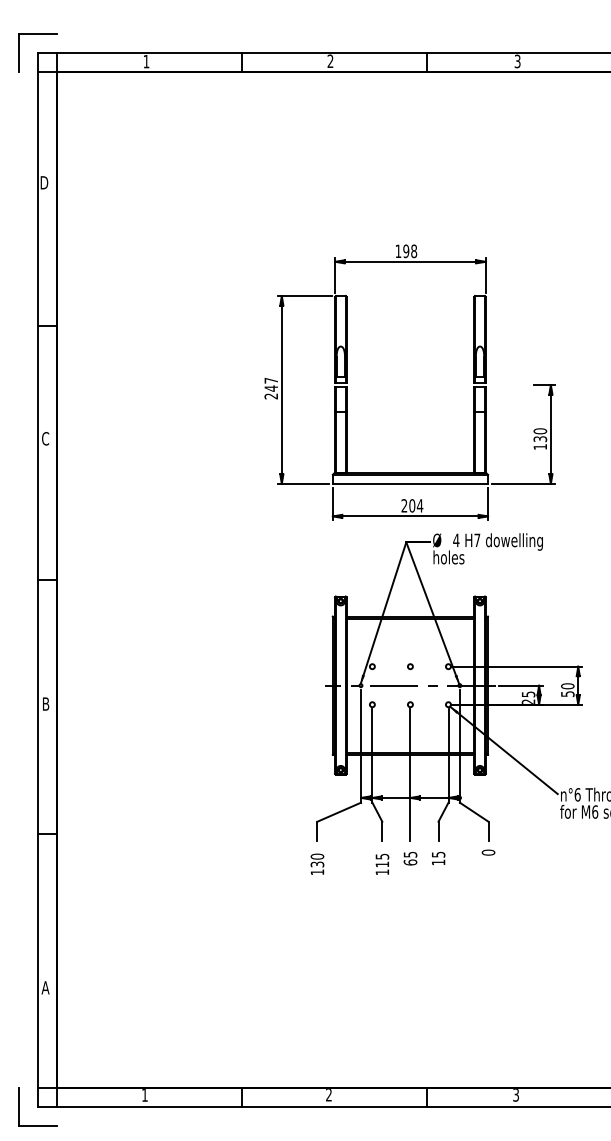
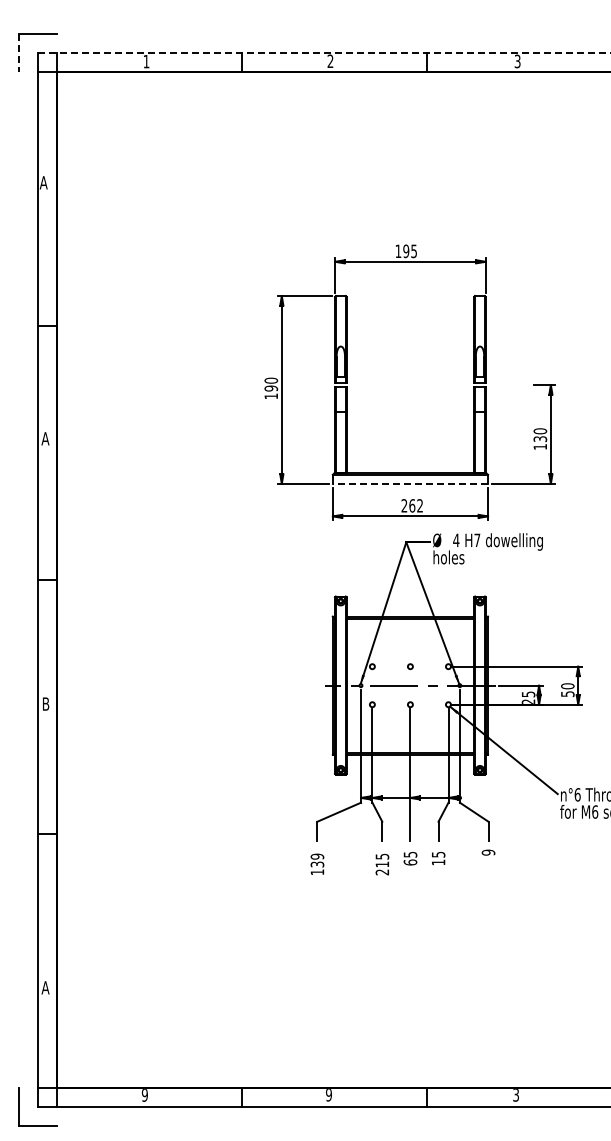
line: solid -> dashed (18, 53)
line: solid -> dashed (324, 53)
text: D -> A (43, 182)
text: 198 -> 195 (414, 251)
text: 247 -> 190 (271, 388)
text: C -> A (45, 438)
line: solid -> dashed (410, 483)
text: 204 -> 262 (416, 505)
text: 0 -> 9 (488, 852)
text: 130 -> 139 (317, 856)
text: 115 -> 215 (381, 872)
text: 1 -> 9 (144, 1095)
text: 2 -> 9 (328, 1095)
